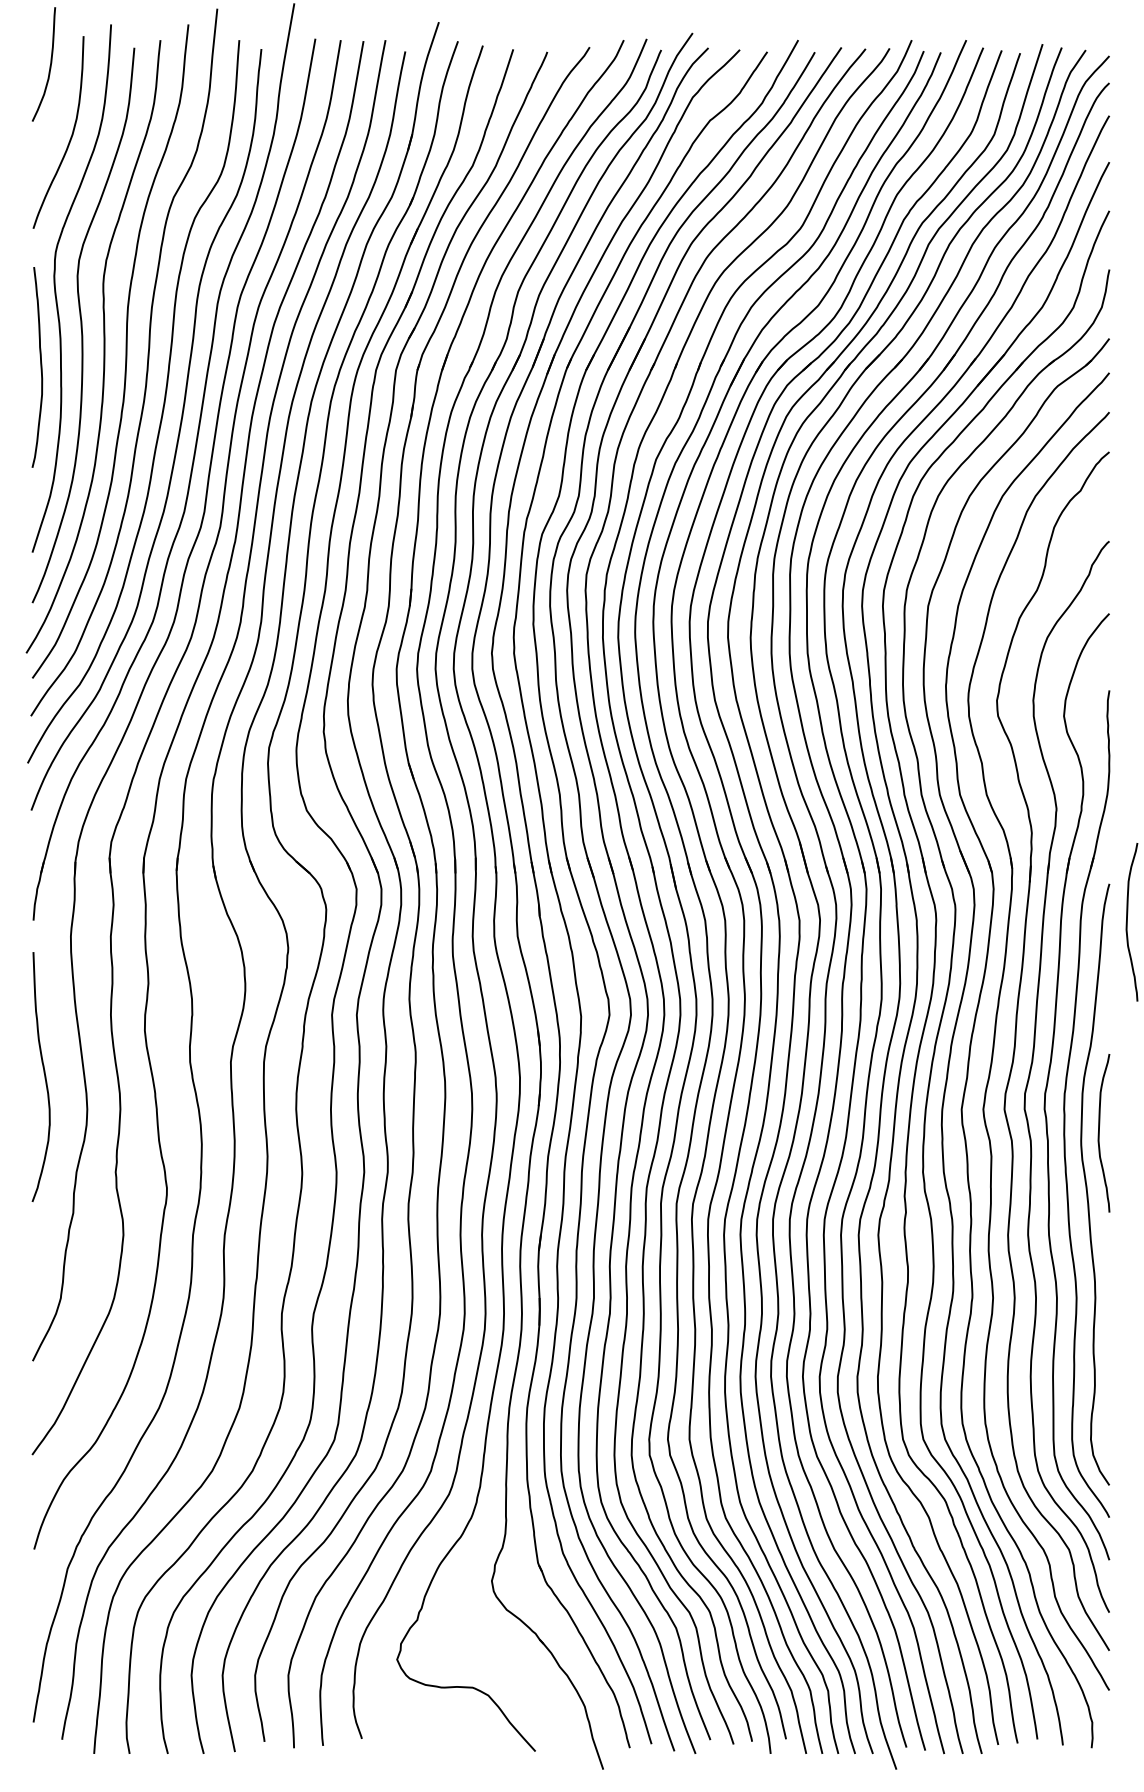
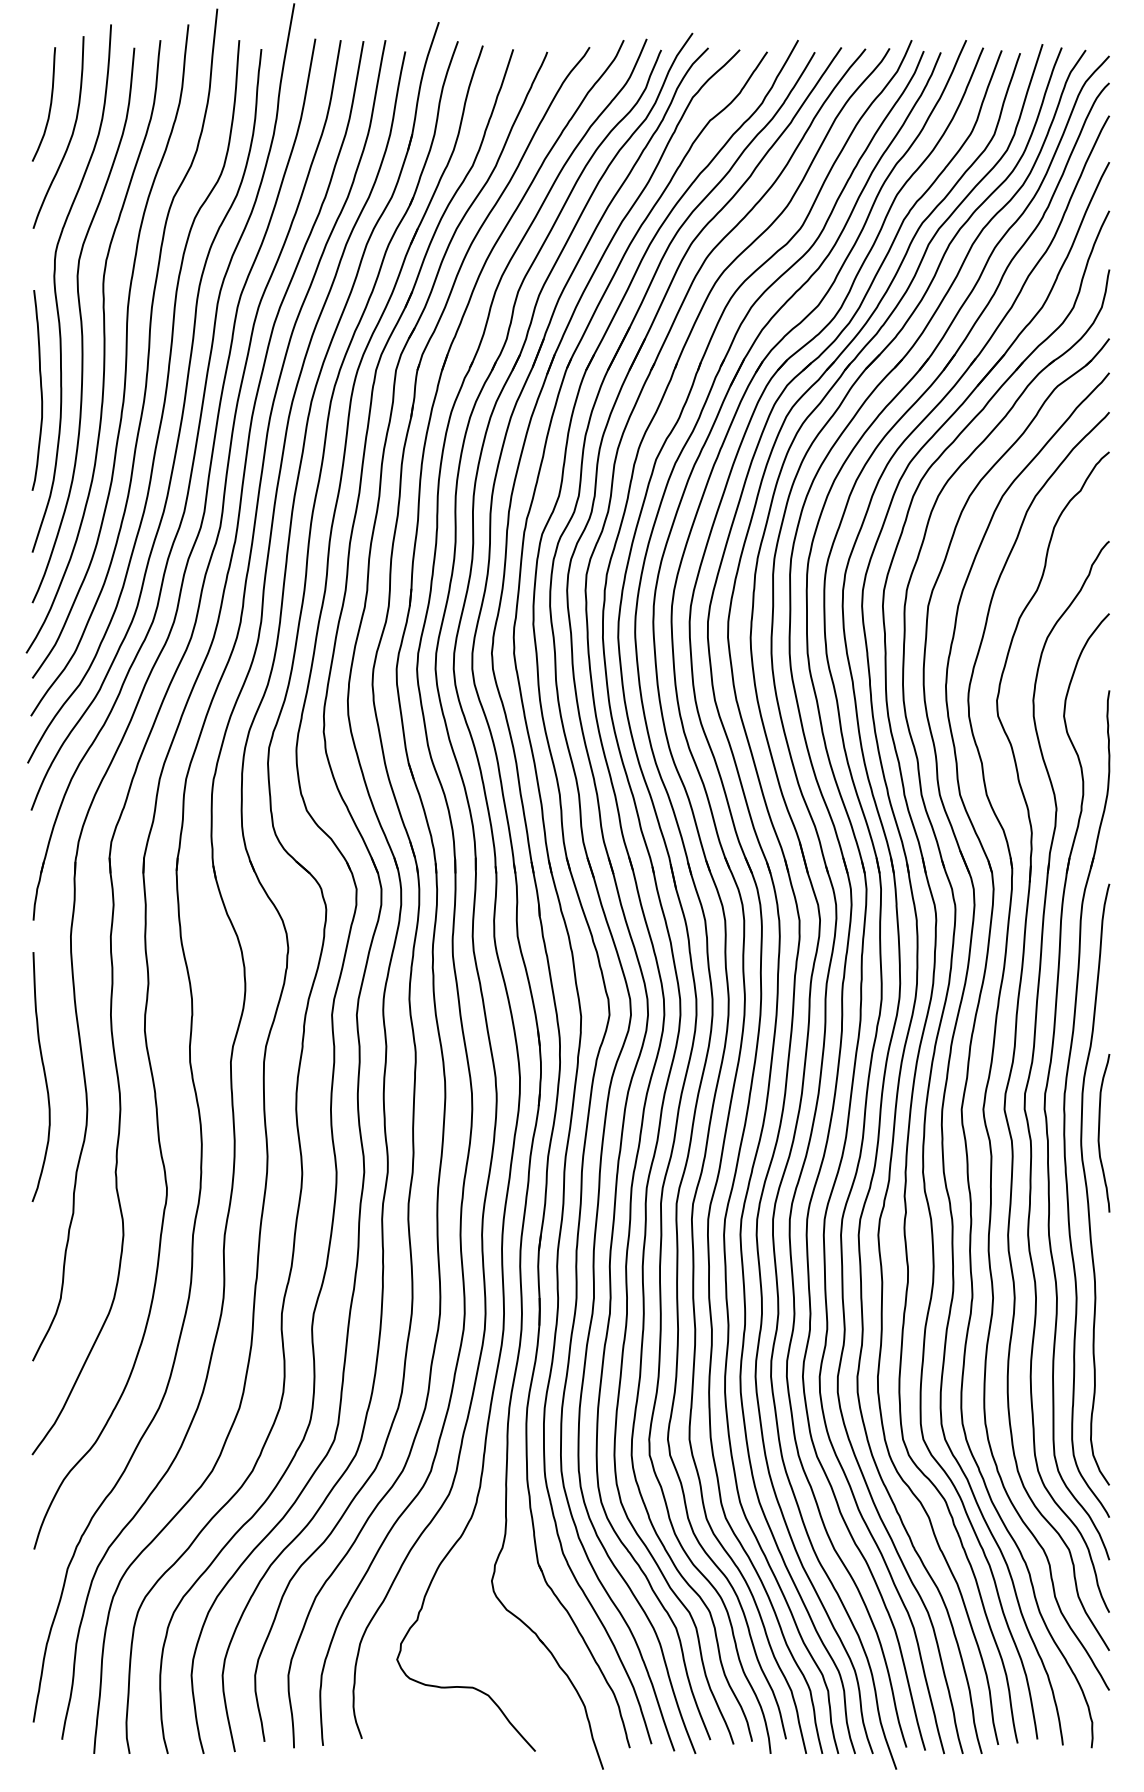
curve position: (49, 65) -> (49, 105) (49, 105)
curve position: (40, 367) -> (40, 390) (40, 390)
curve: present -> none (1127, 922)
